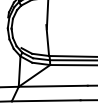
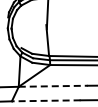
line: solid -> dashed (53, 86)
line: solid -> dashed (45, 100)
